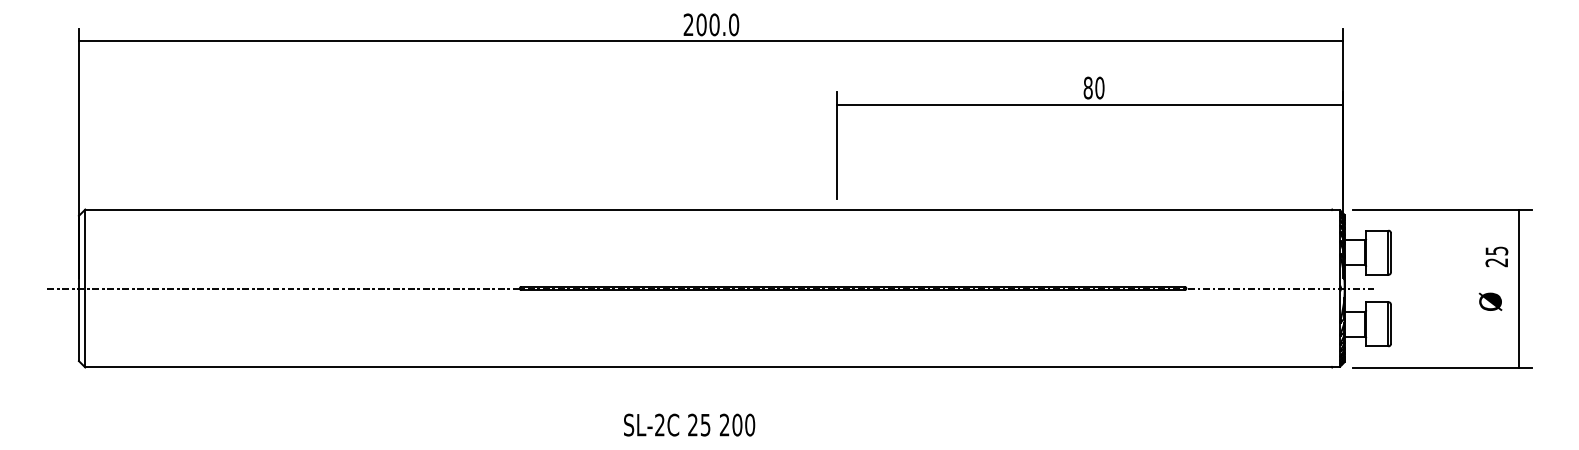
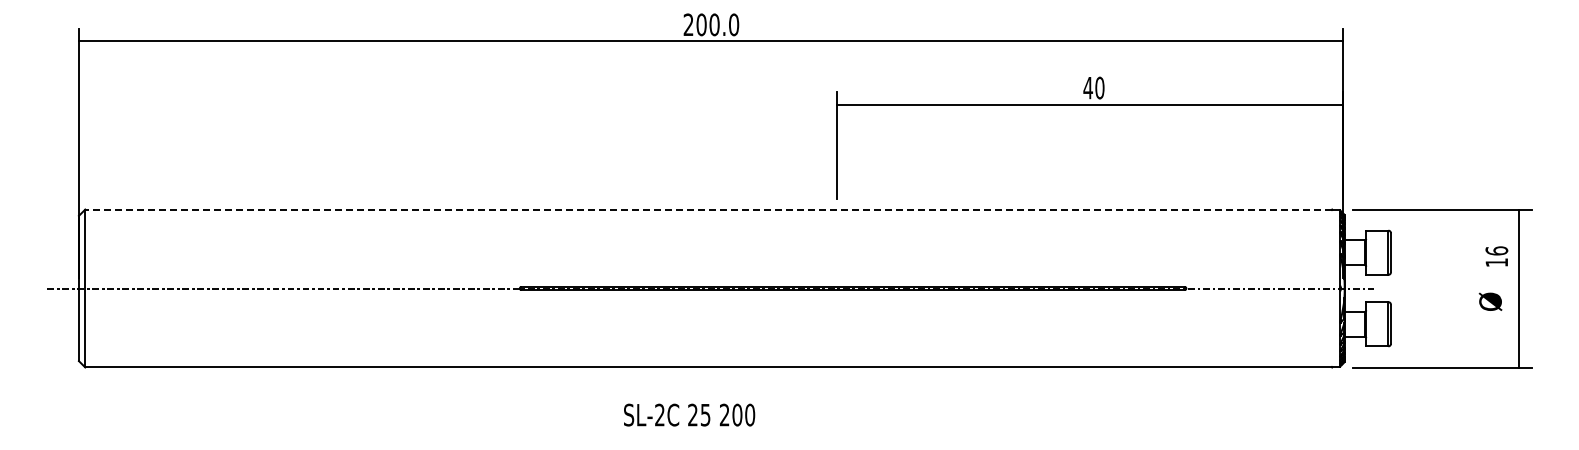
text: 80 -> 40 (1087, 87)
line: solid -> dashed (708, 209)
text: 25 -> 16 (1496, 256)
text position: (689, 424) -> (689, 414) (689, 414)
